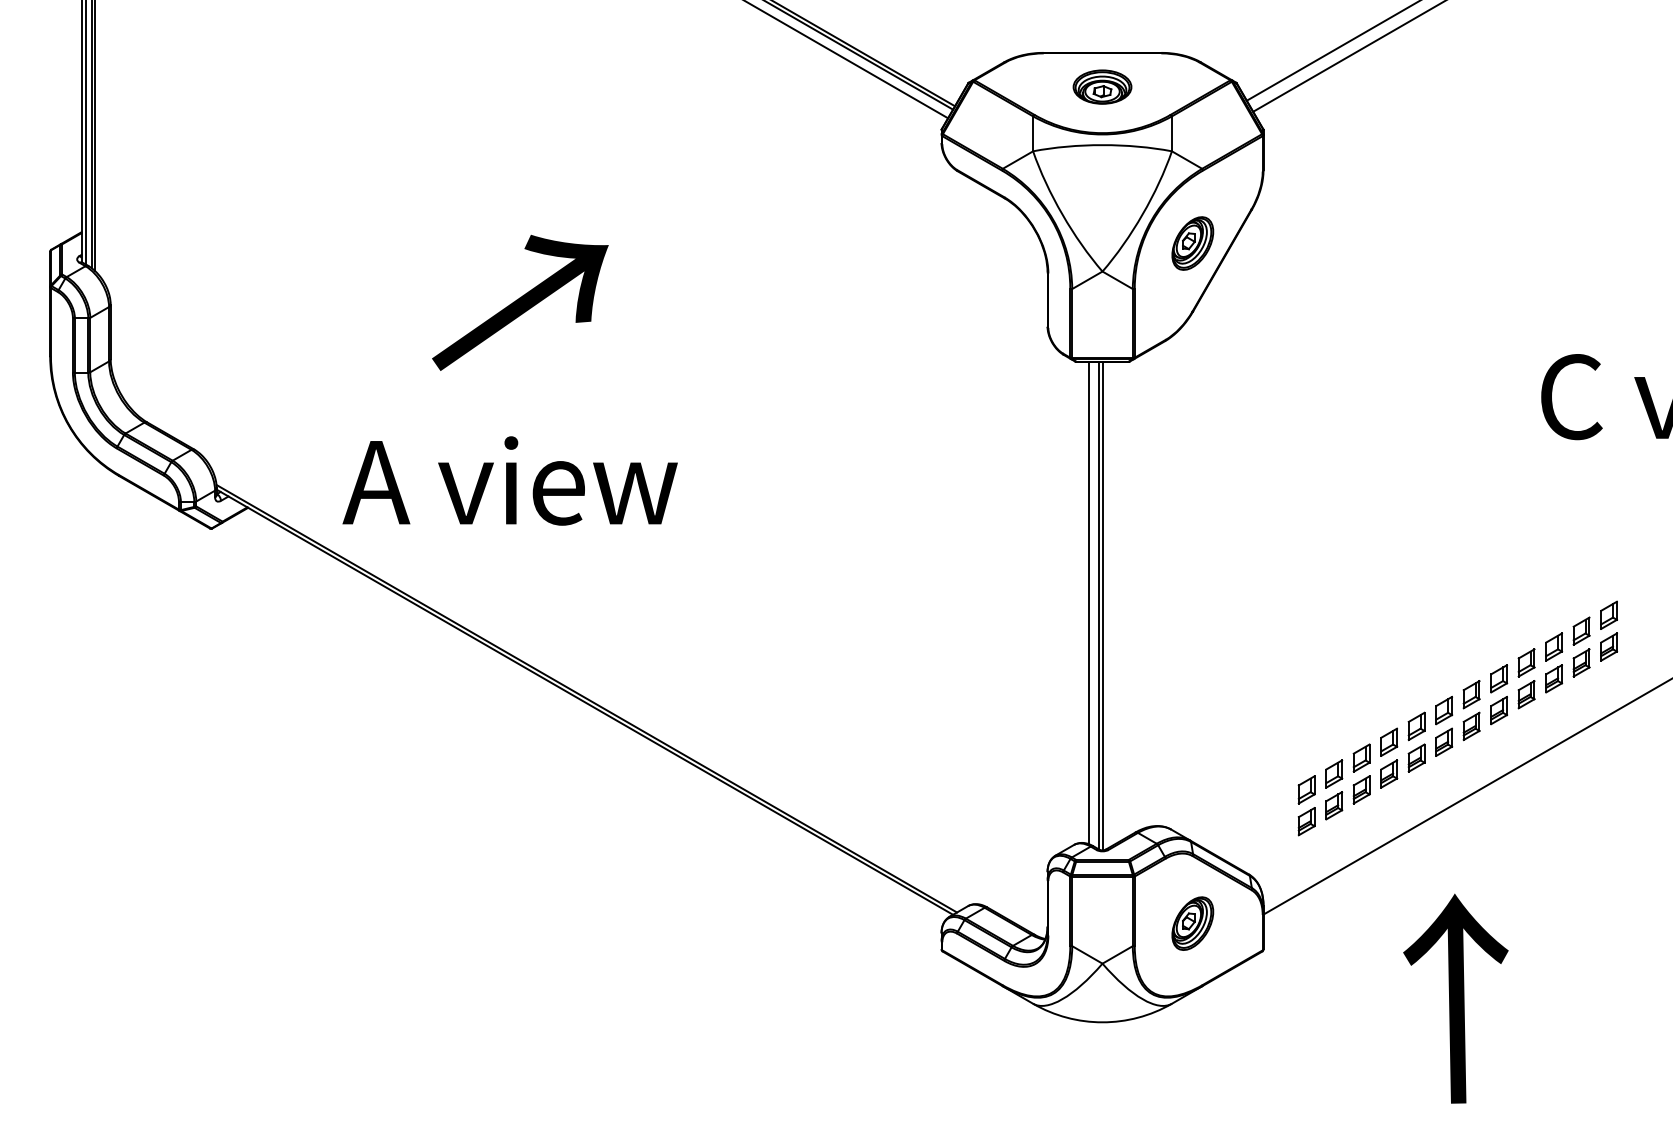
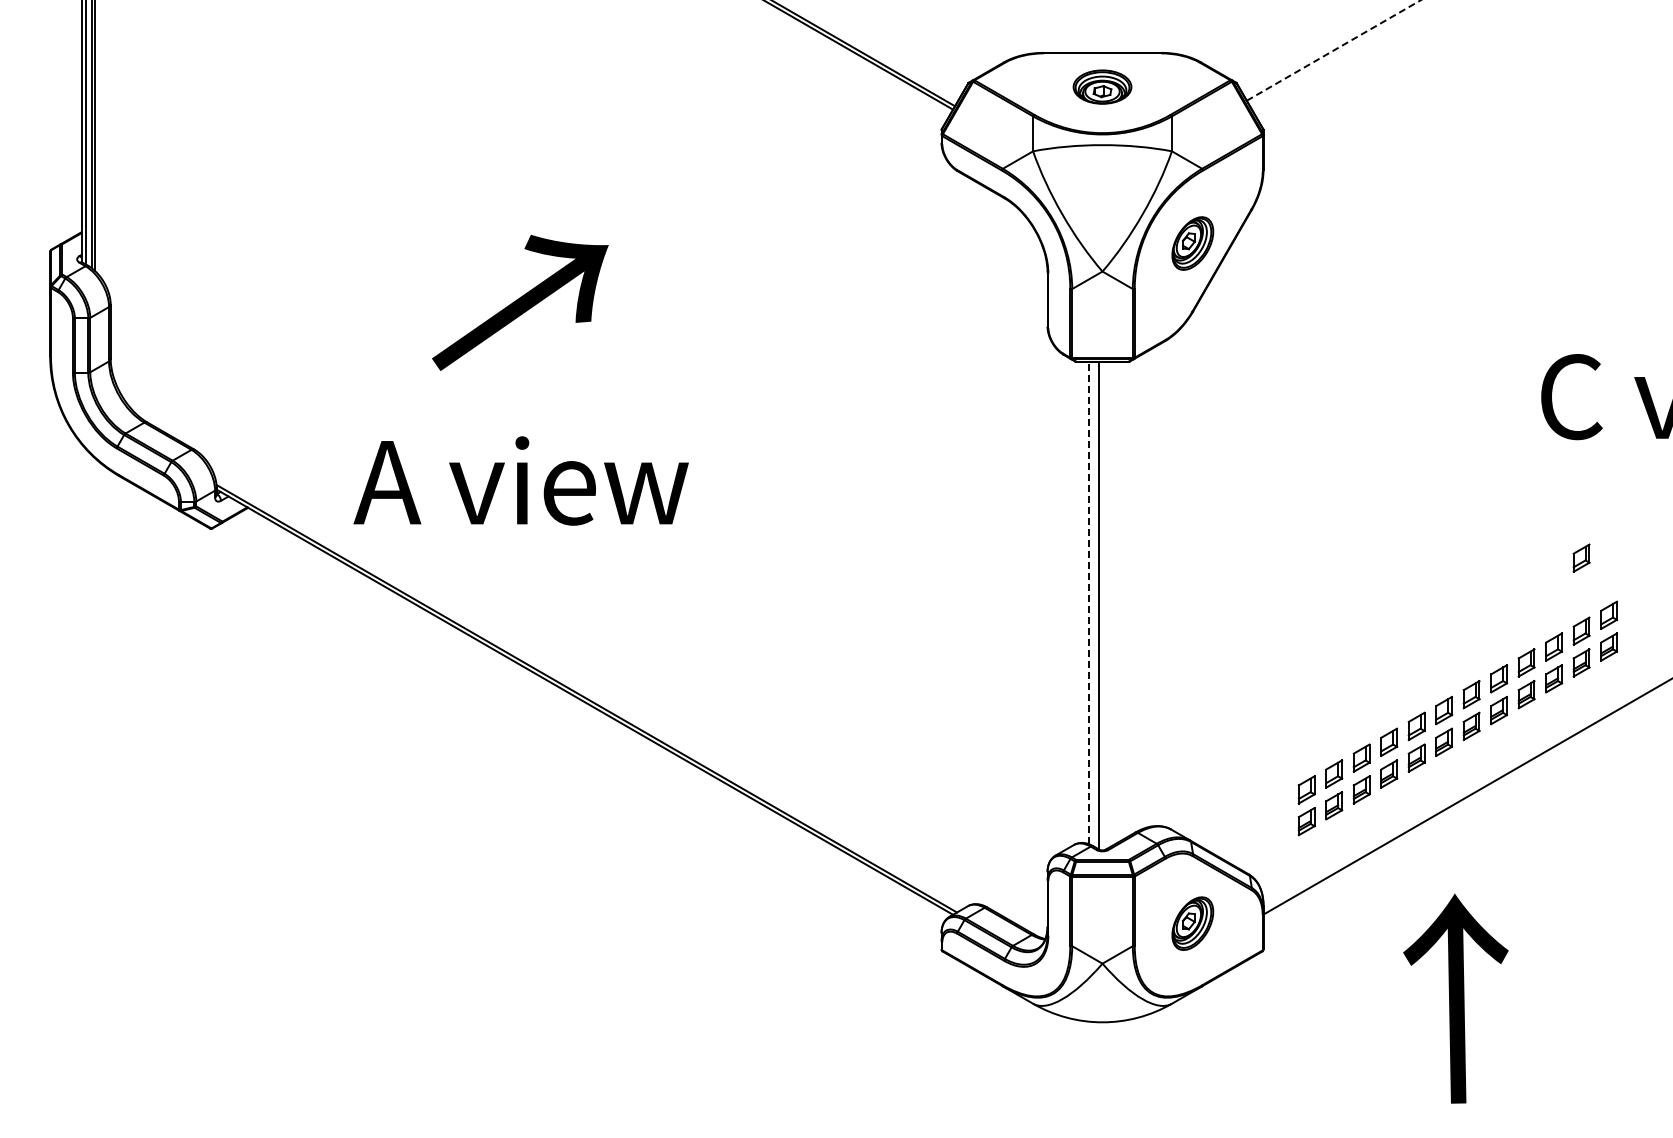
line: solid -> dashed (1334, 50)
line: present -> none (1347, 56)
line: present -> none (847, 60)
text position: (509, 480) -> (520, 480) (520, 480)
part: none -> present (1581, 557)
line: solid -> dashed (1088, 602)
line: present -> none (1102, 605)
